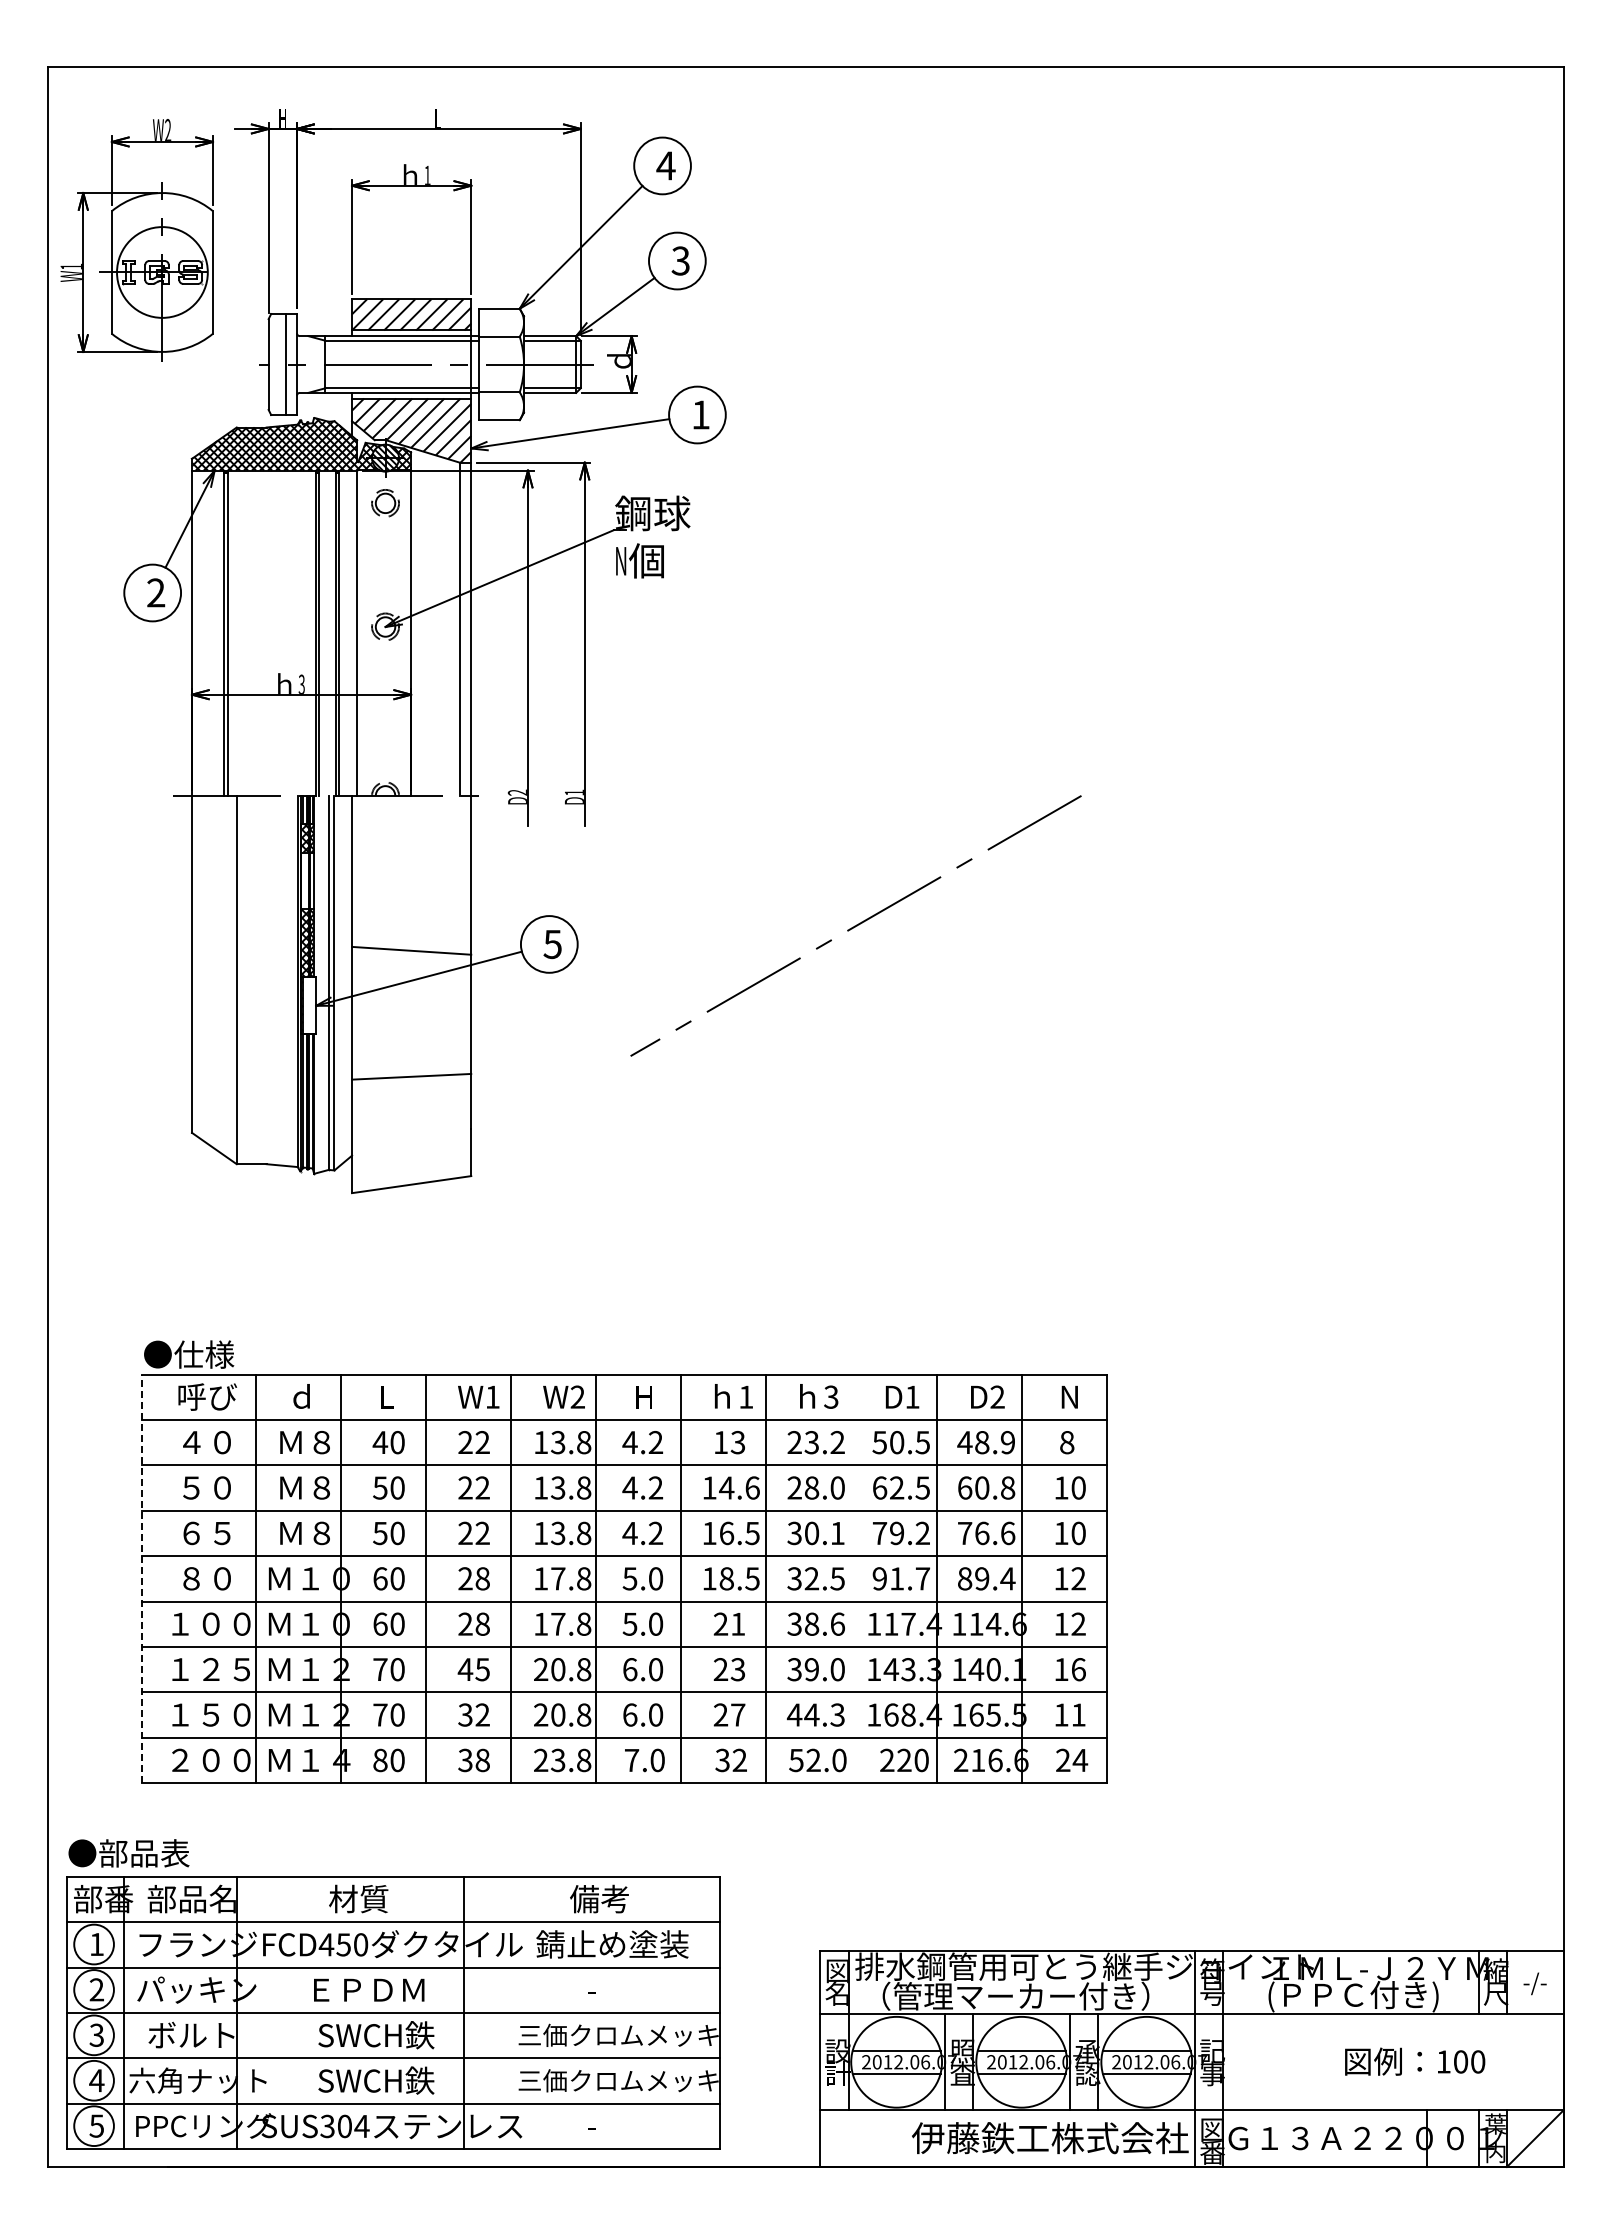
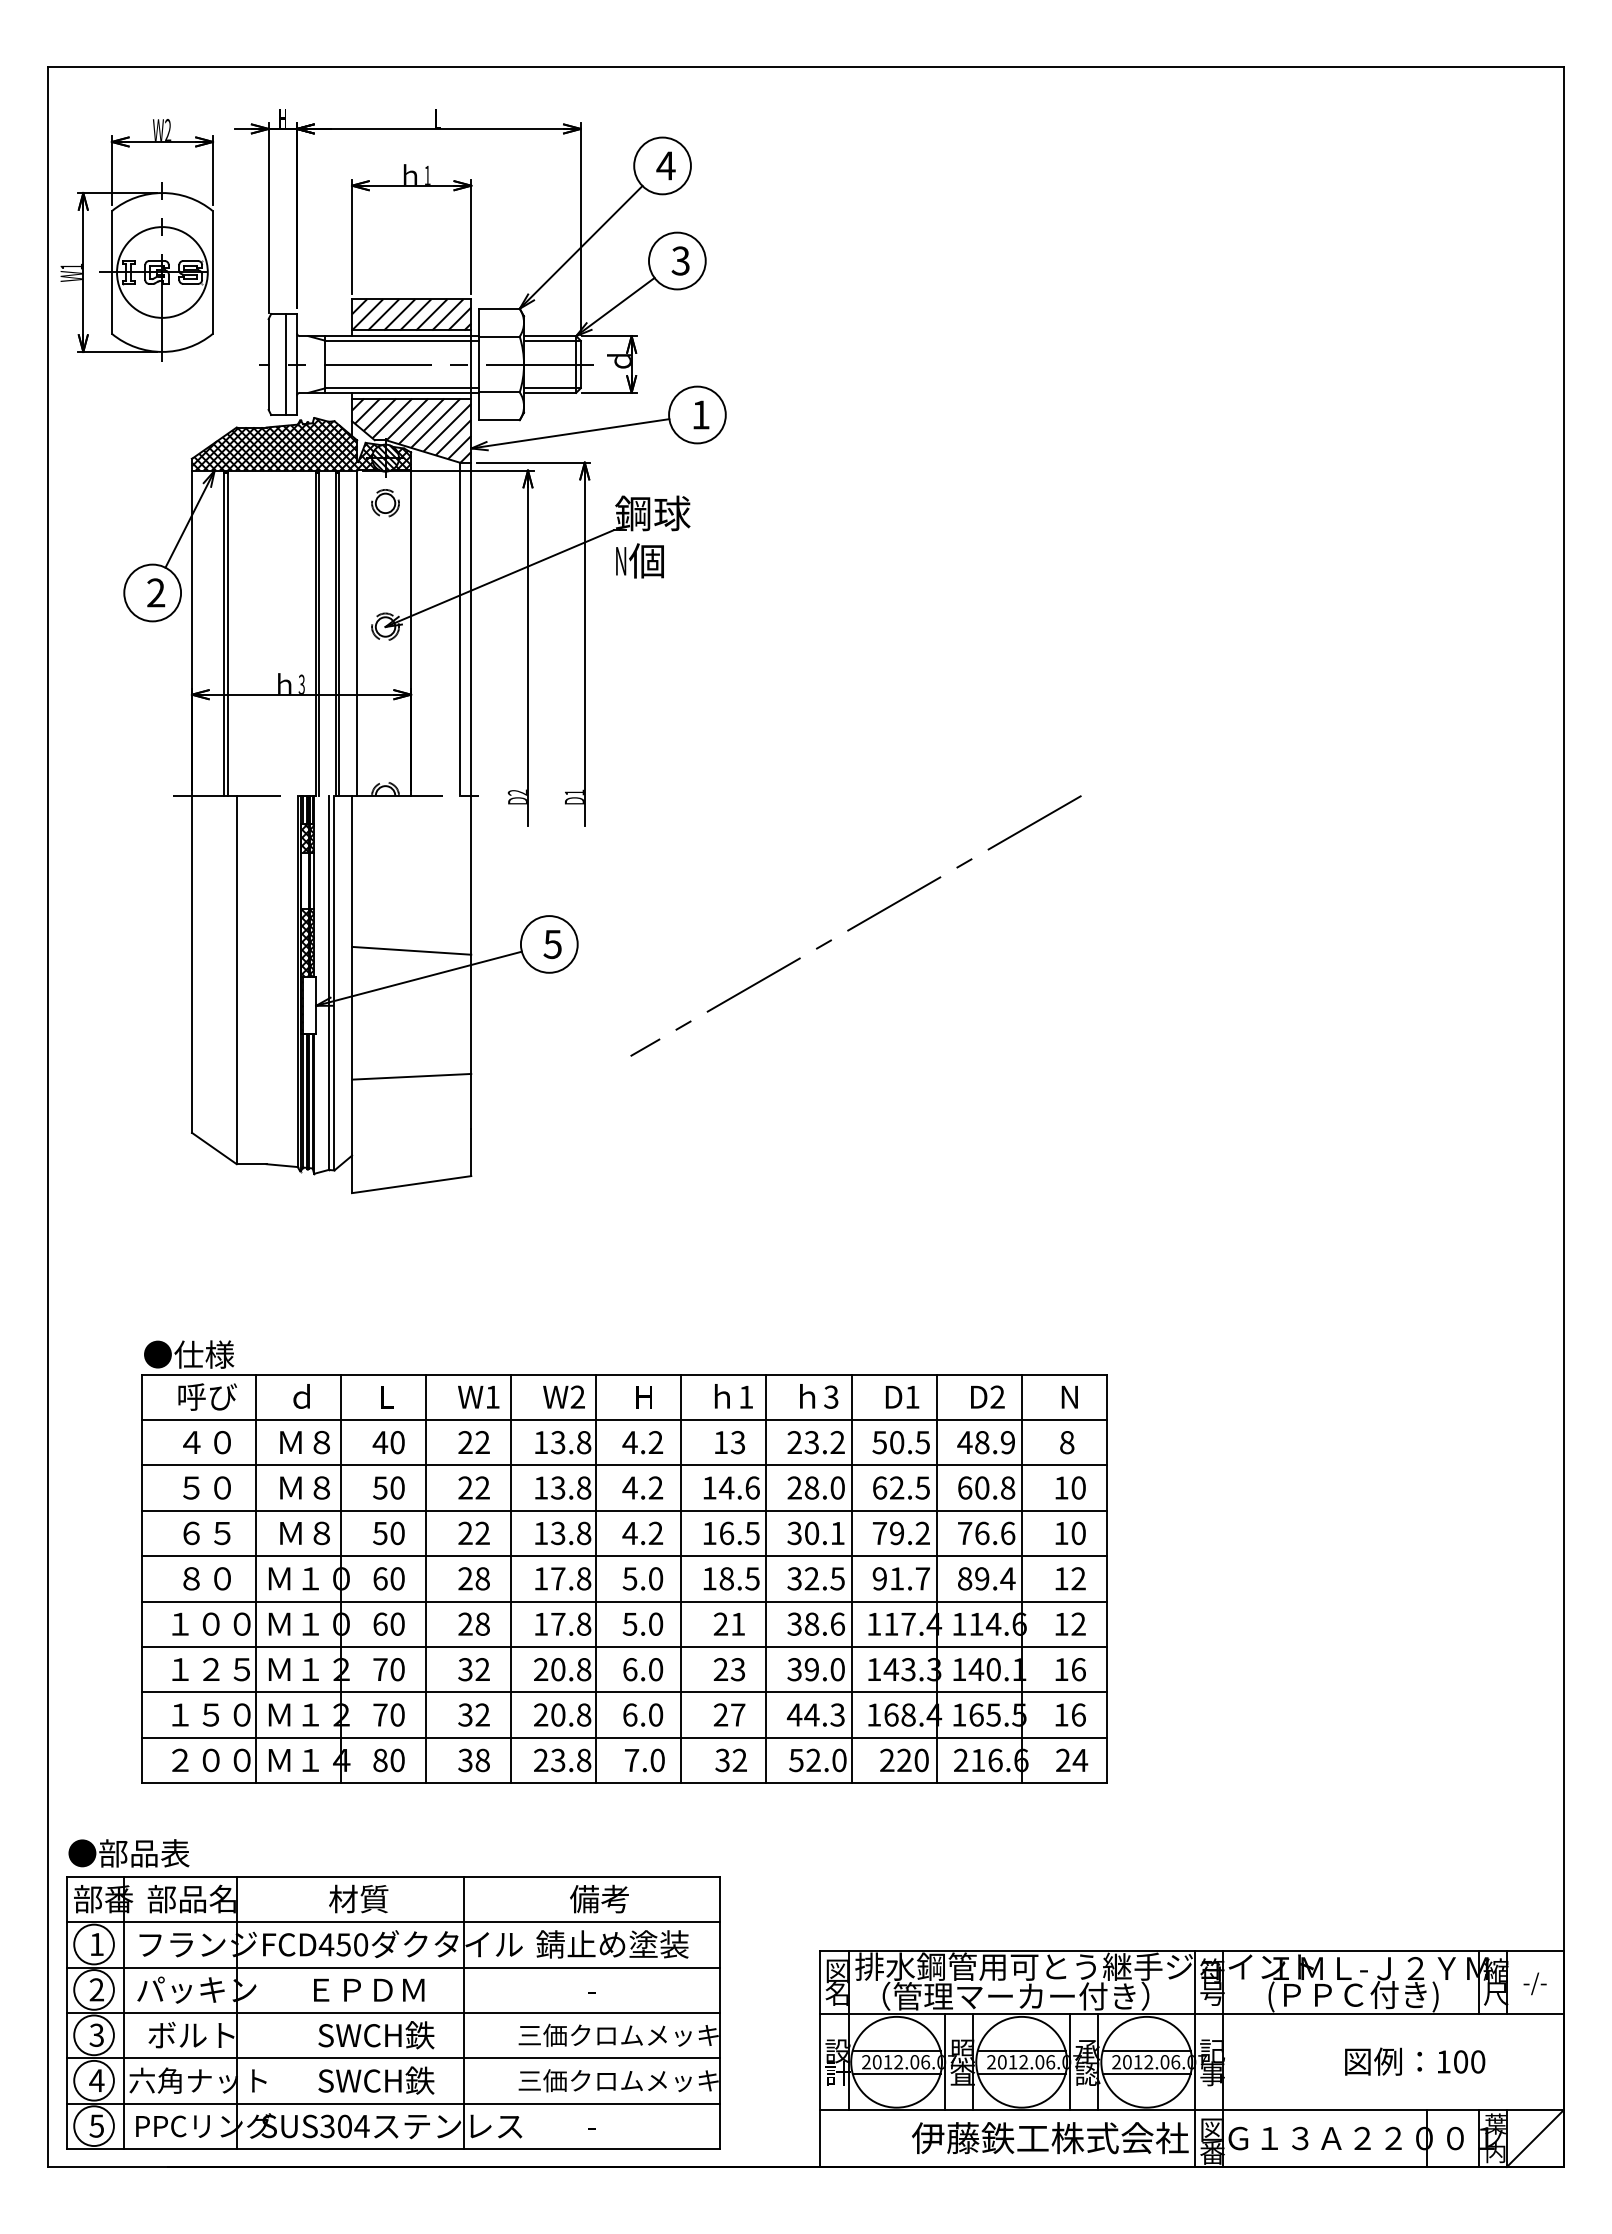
line: dashed -> solid (142, 1578)
line: none -> present (851, 1578)
text: 45 -> 32 (473, 1669)
text: 11 -> 16 (1078, 1714)
